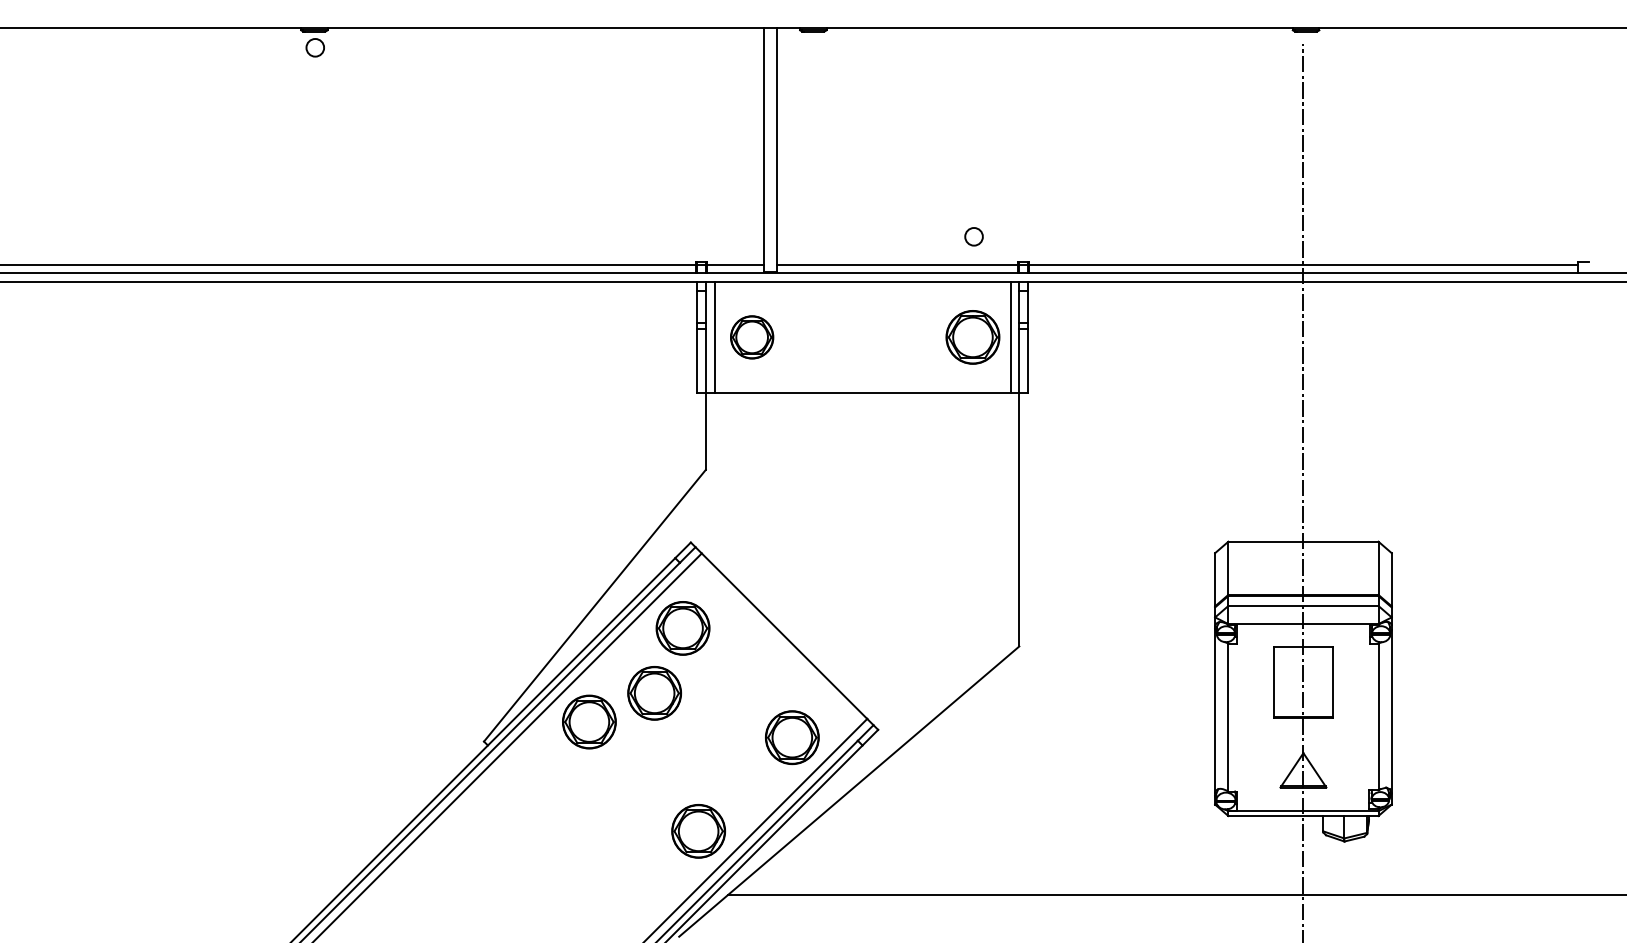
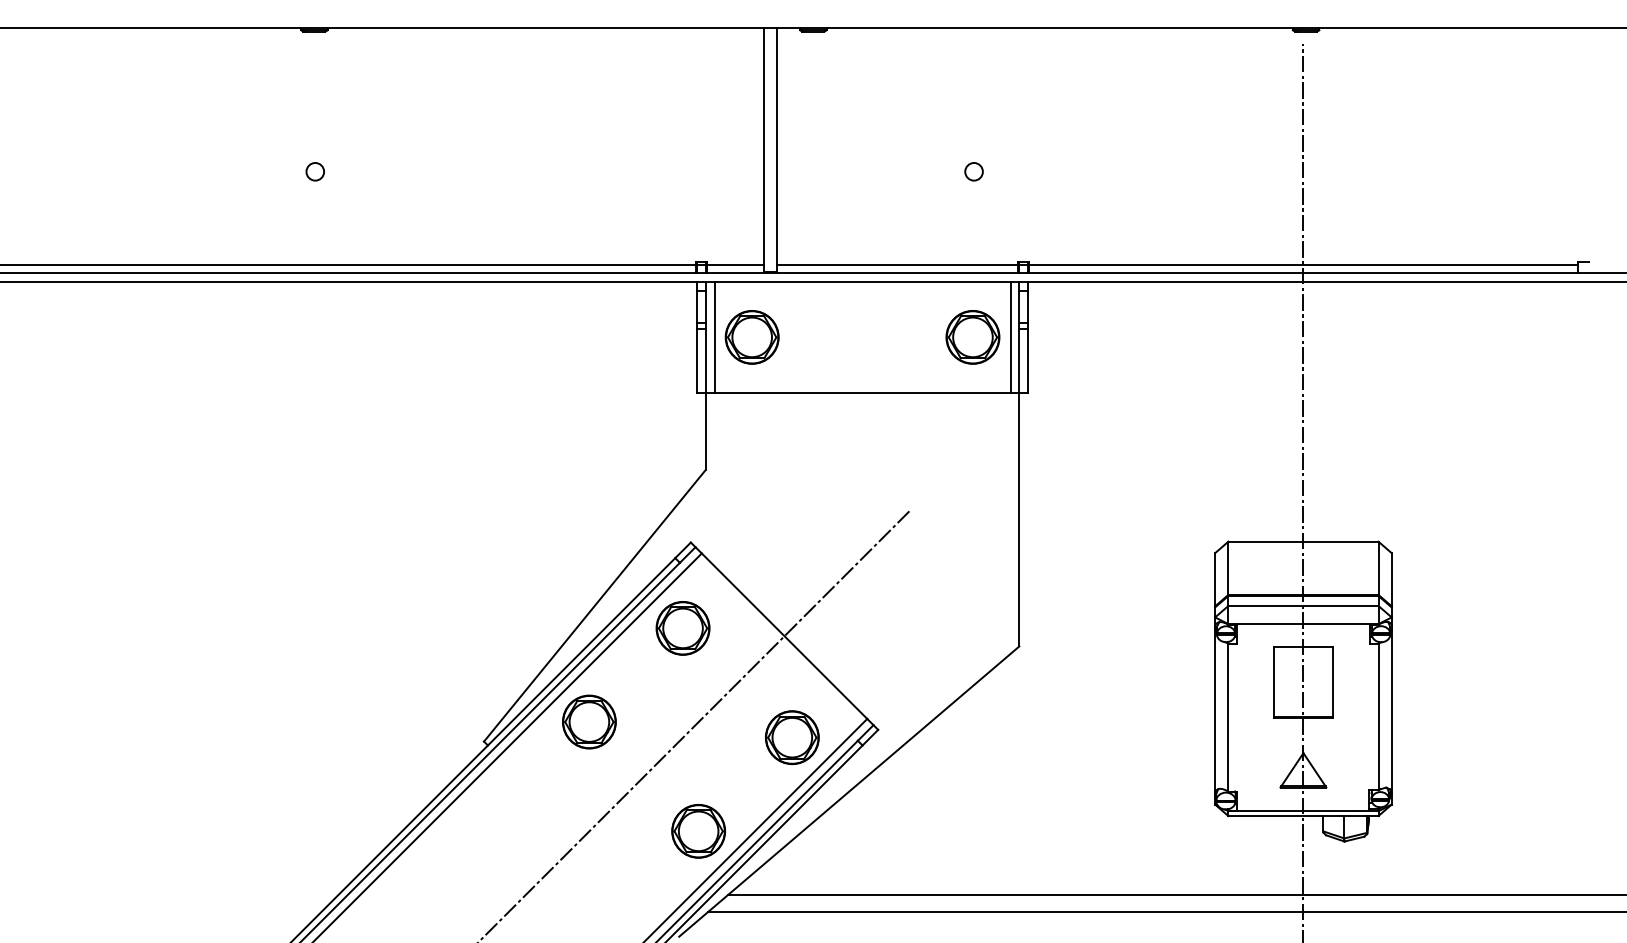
circle position: (314, 47) -> (314, 171) (314, 171)
circle position: (973, 236) -> (973, 171) (973, 171)
part size: 45x45 px -> 56x55 px (751, 337)
part: present -> none (654, 693)
line: none -> present (694, 725)
line: none -> present (1165, 911)
